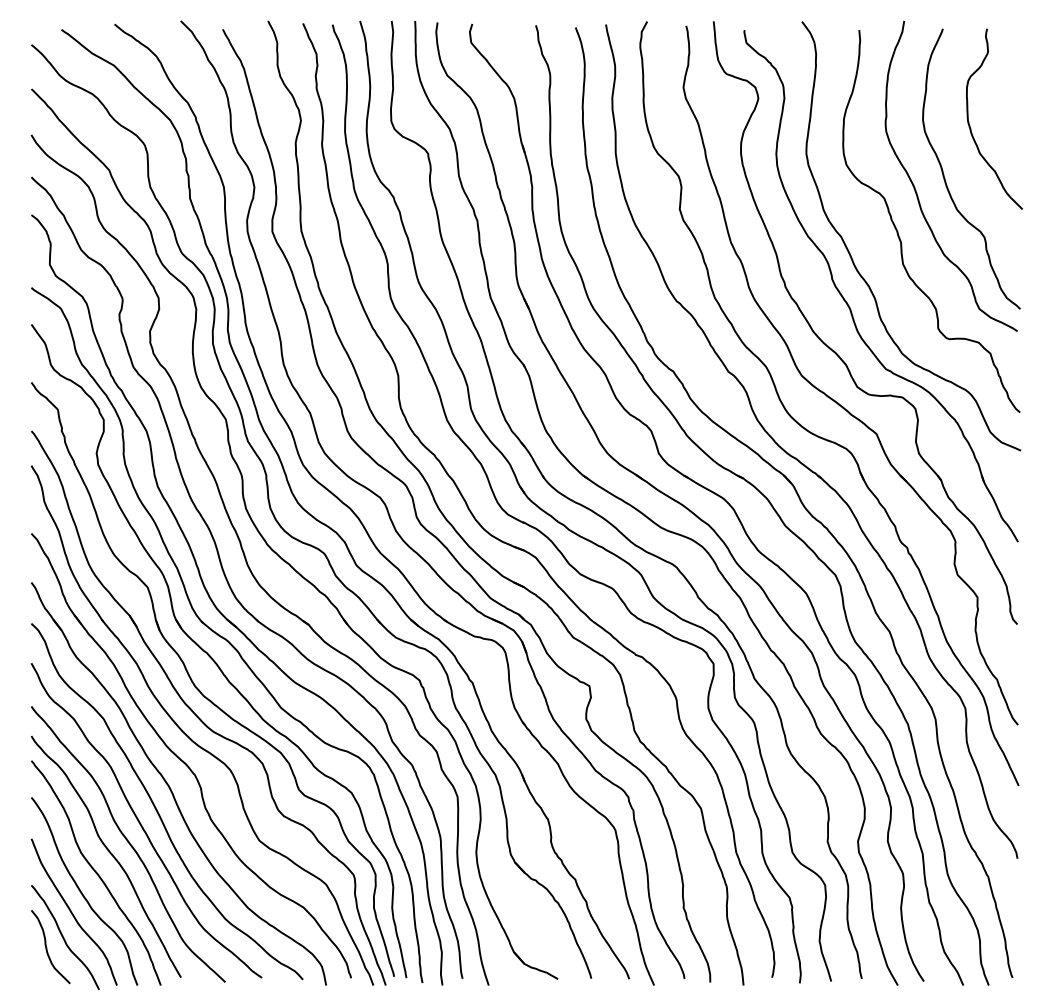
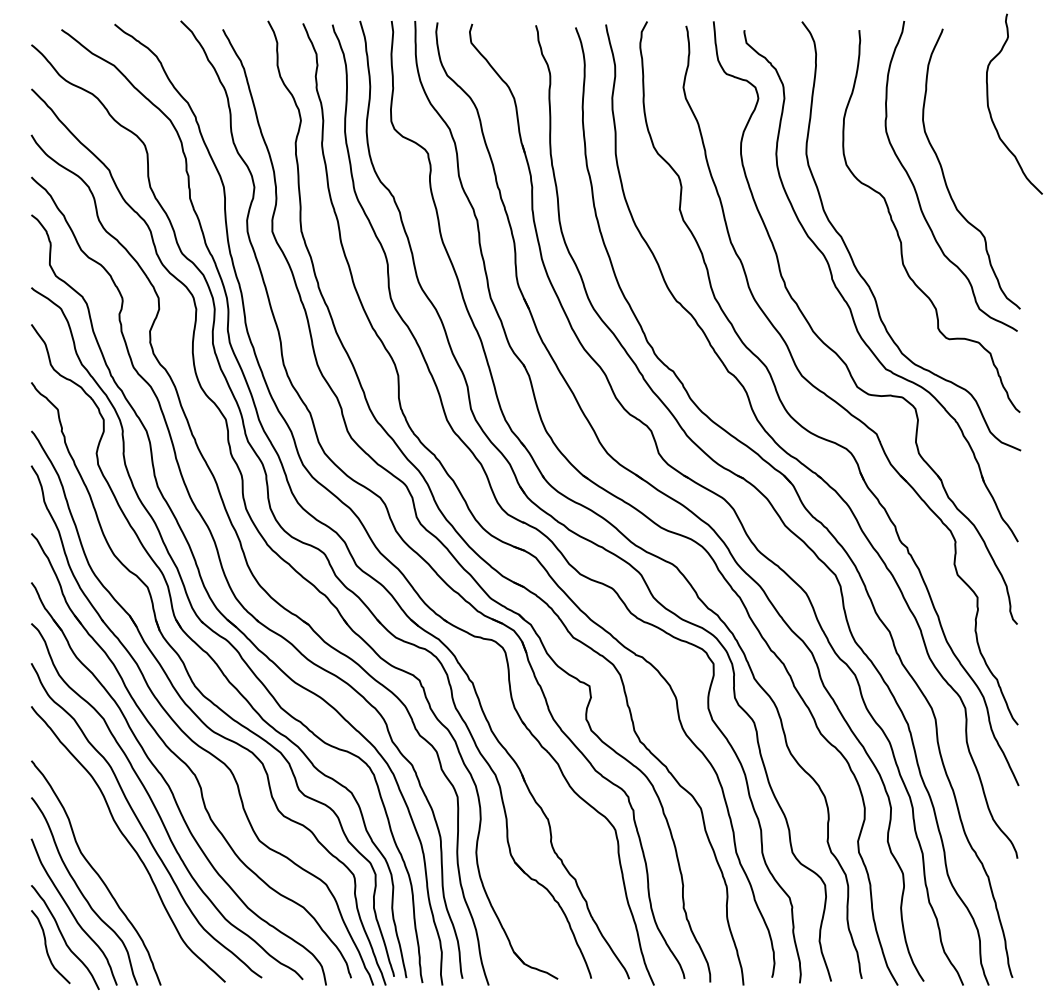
curve position: (970, 125) -> (990, 110) (990, 110)
curve: present -> none (108, 852)
